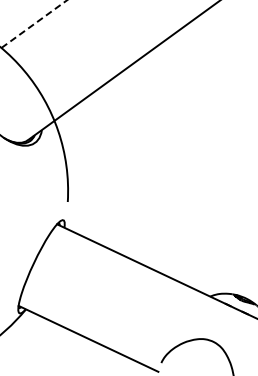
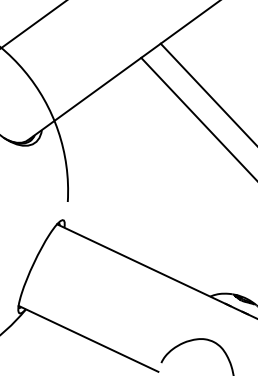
line: dashed -> solid (33, 24)
line: none -> present (207, 93)
line: none -> present (197, 117)
